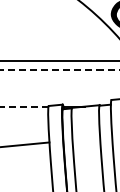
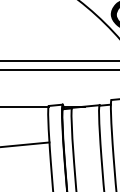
line: dashed -> solid (59, 69)
line: dashed -> solid (24, 106)
